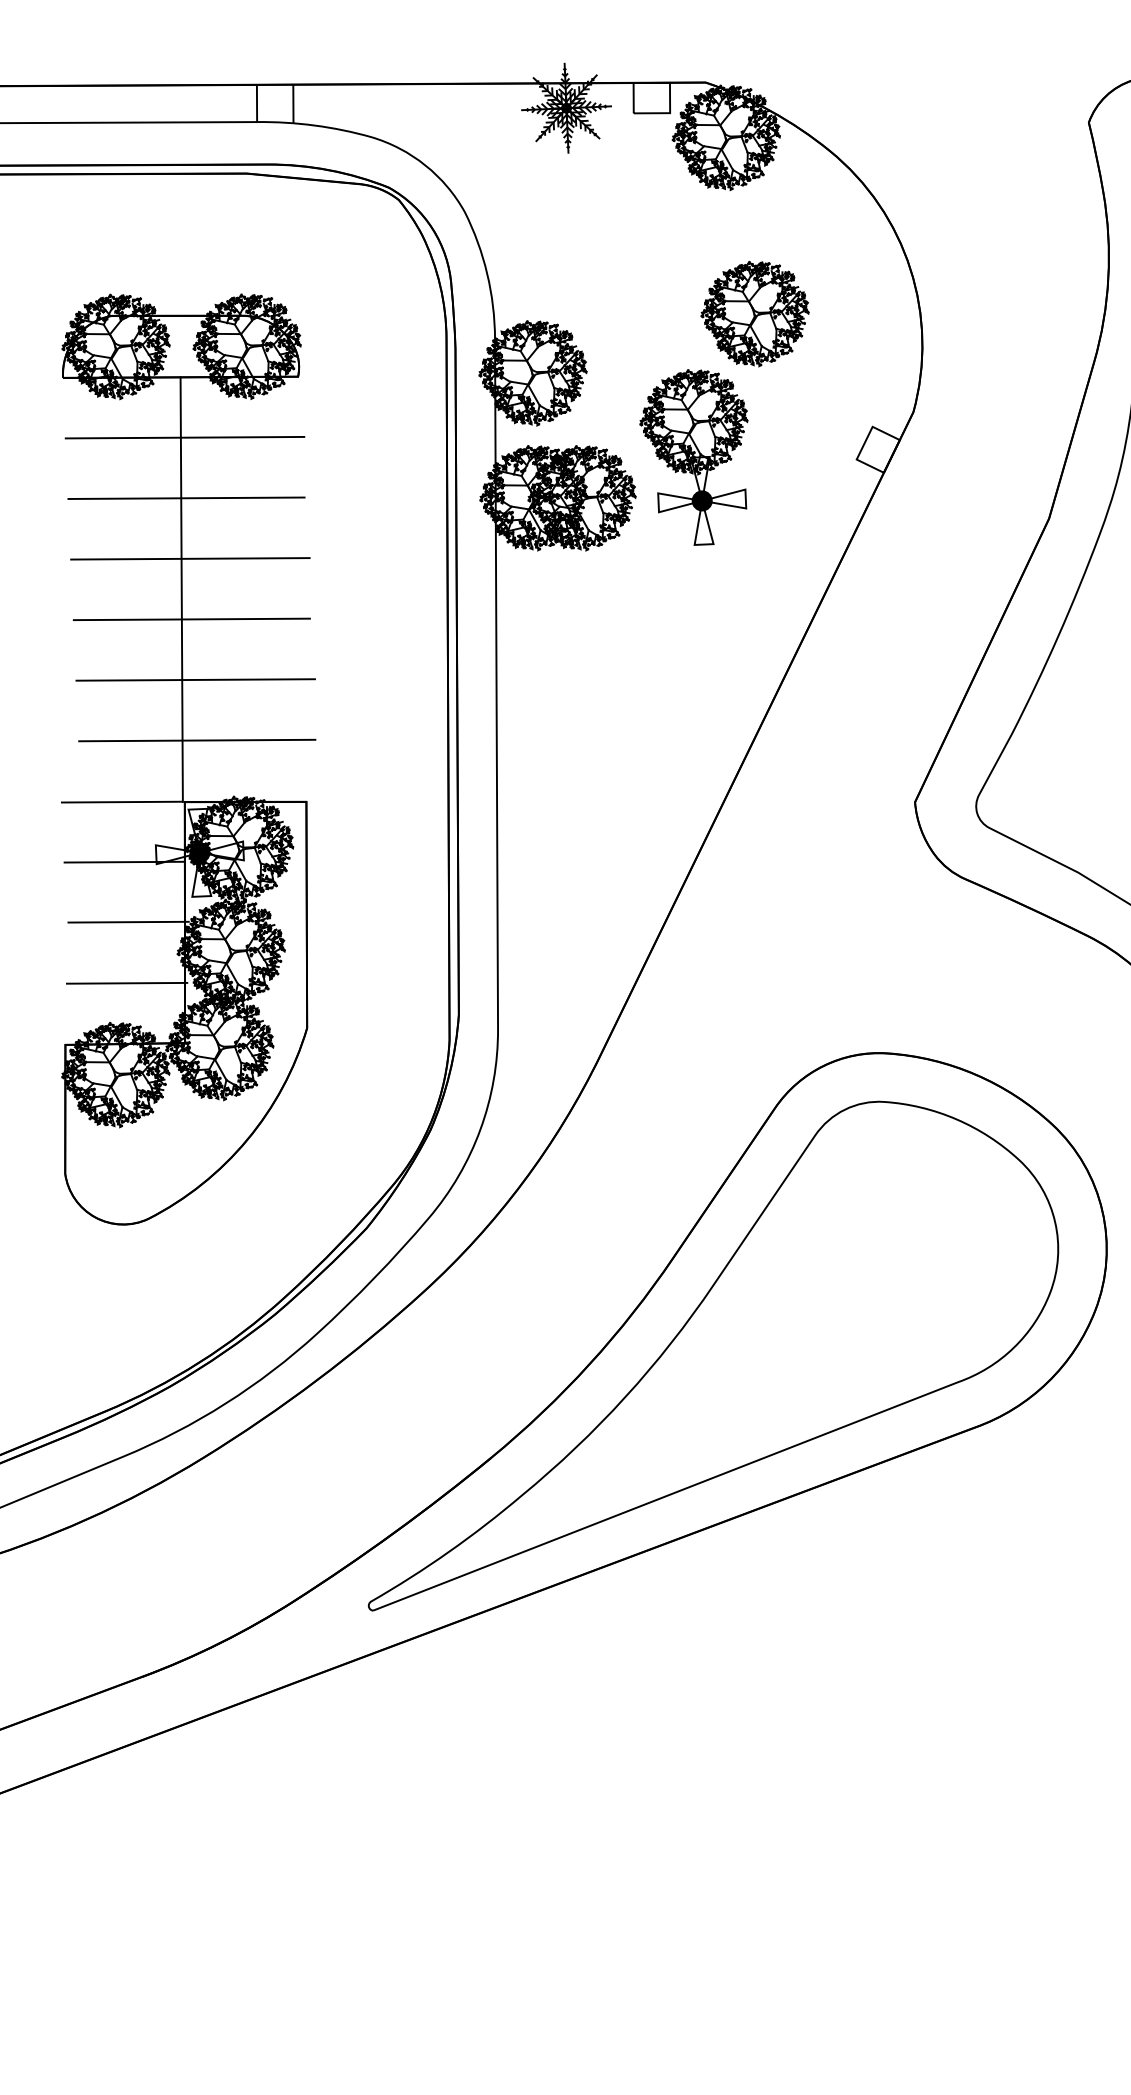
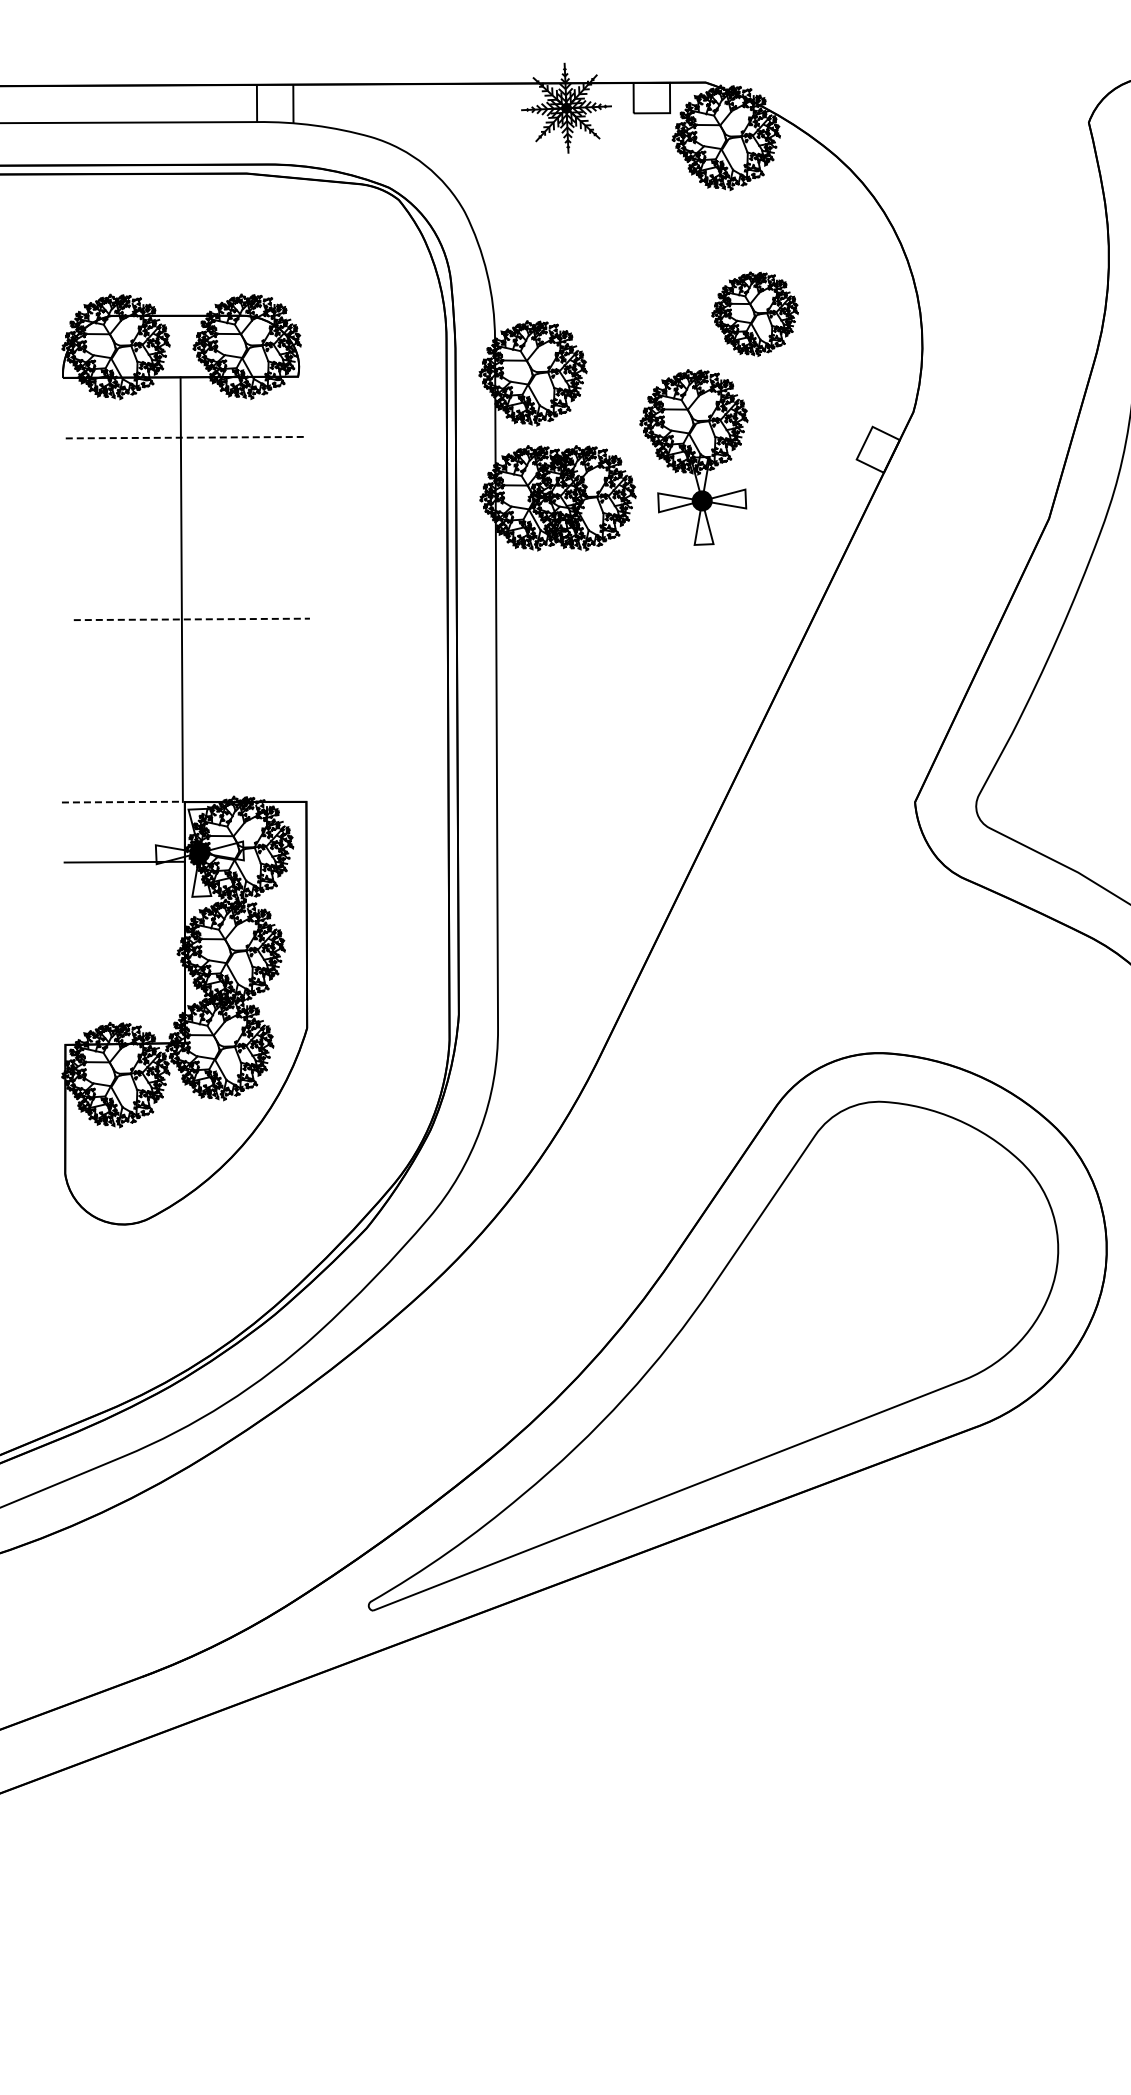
part size: 110x107 px -> 88x86 px (754, 313)
line: solid -> dashed (185, 437)
line: present -> none (186, 498)
line: present -> none (190, 558)
line: solid -> dashed (192, 619)
line: present -> none (195, 679)
line: present -> none (197, 740)
line: solid -> dashed (122, 802)
line: present -> none (128, 921)
line: present -> none (126, 982)
